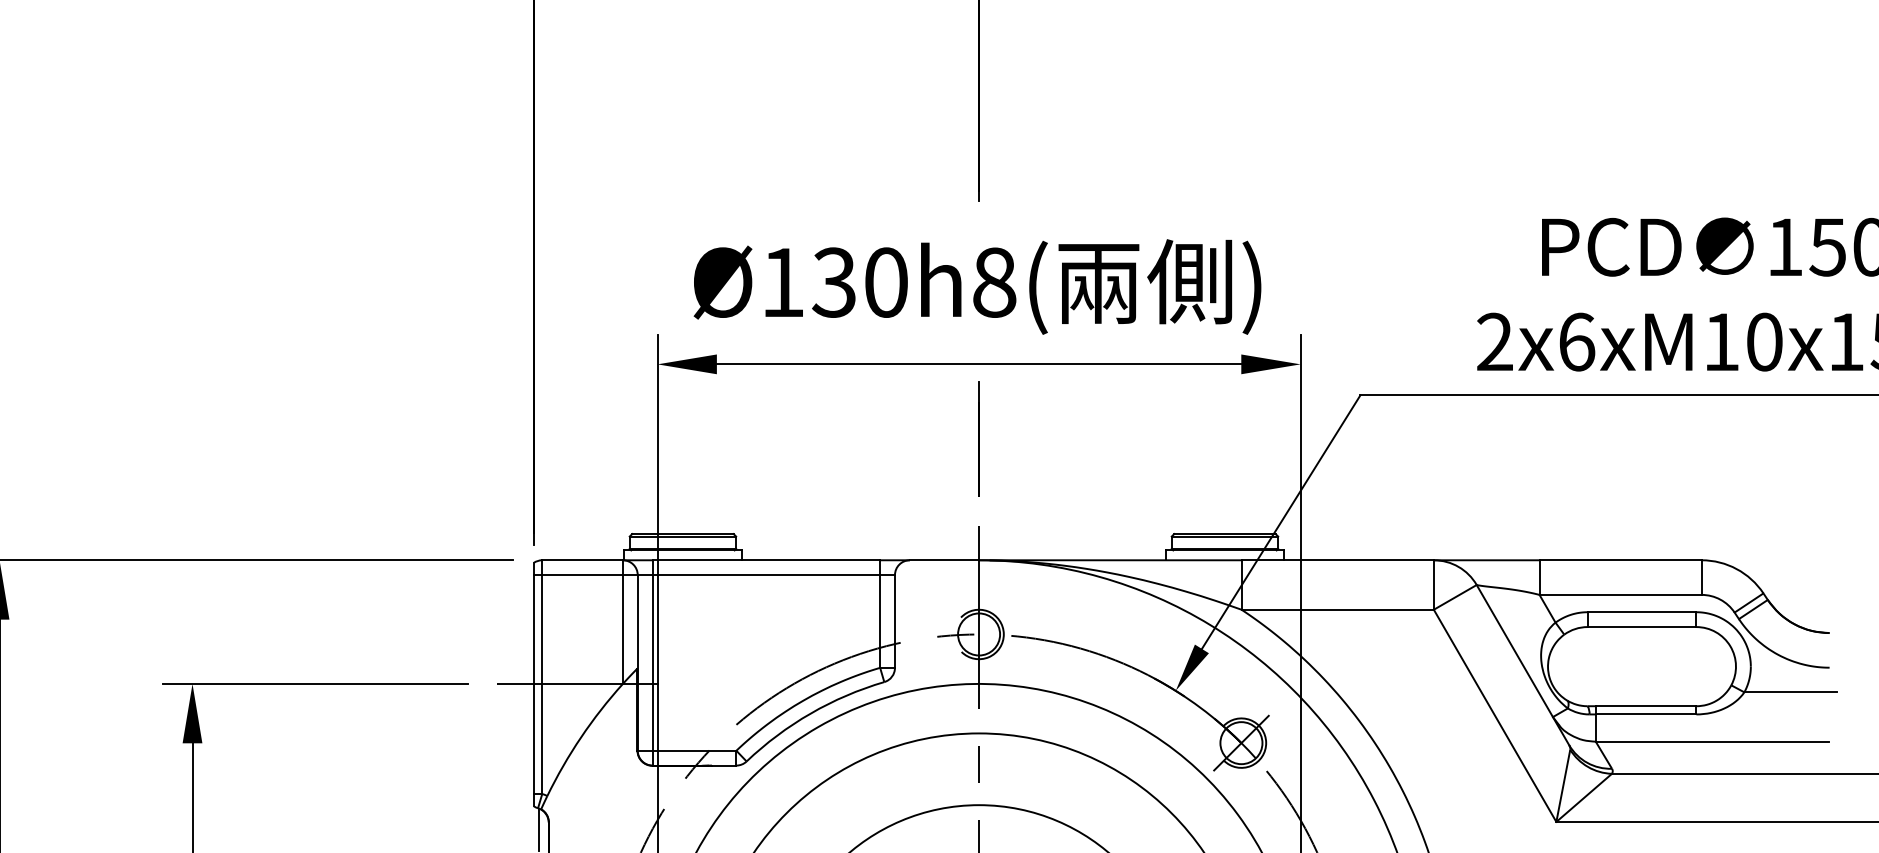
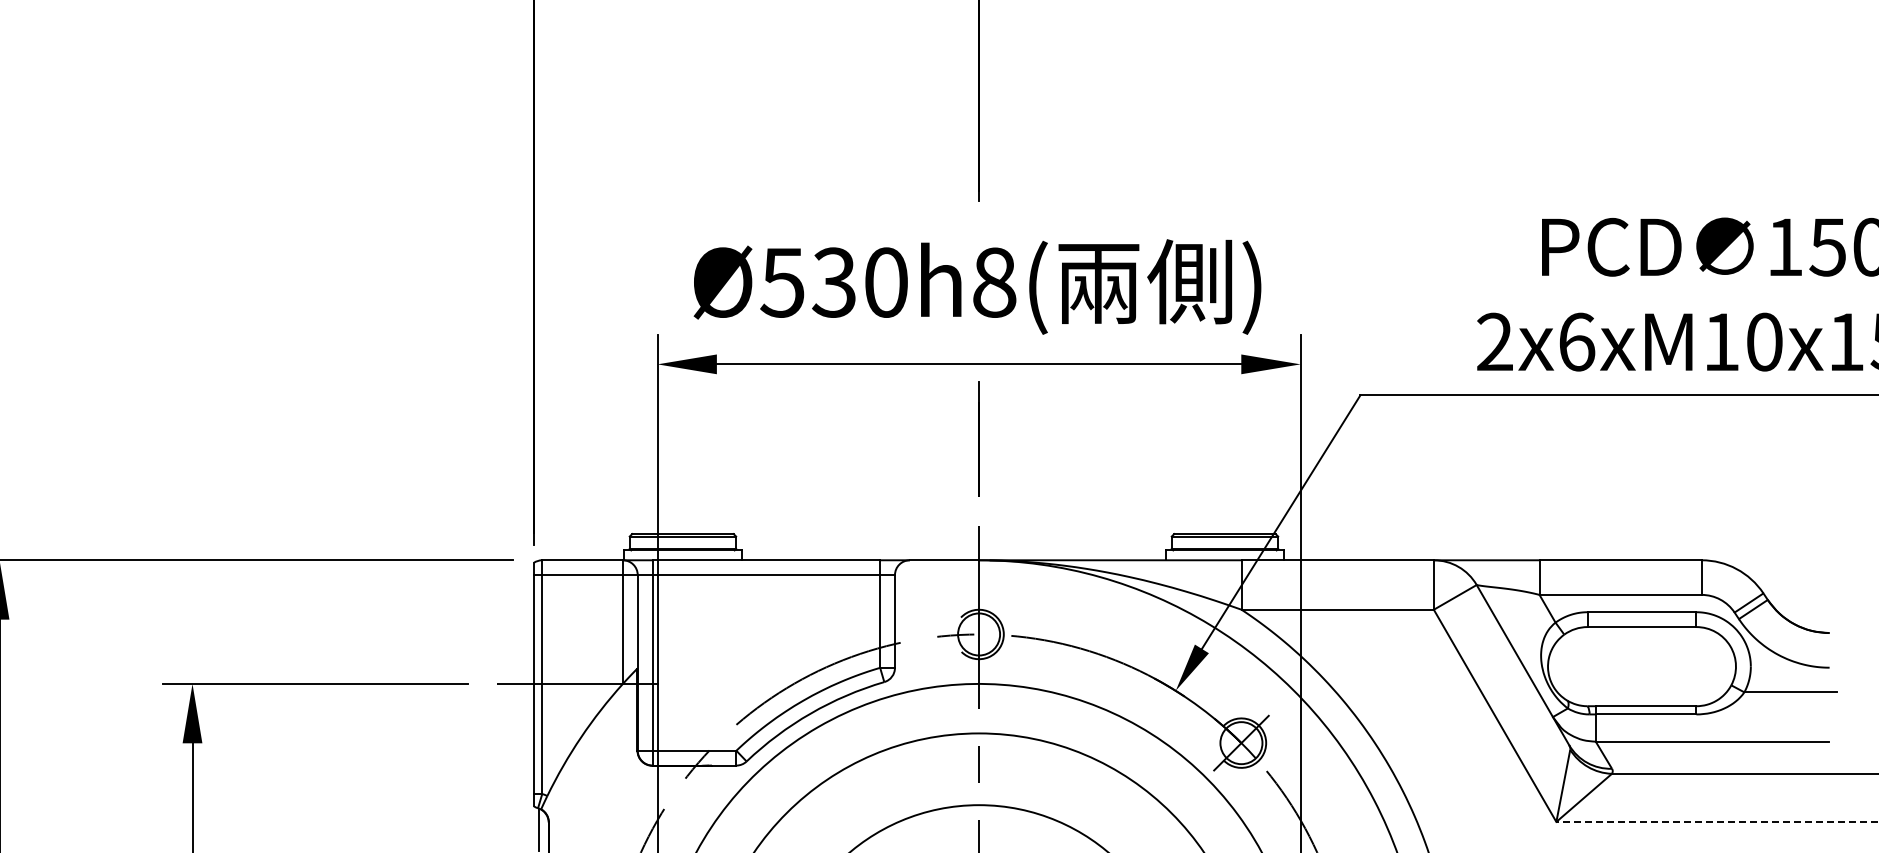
text: Ø130h8( -> Ø530h8( (782, 282)
line: solid -> dashed (1716, 821)
